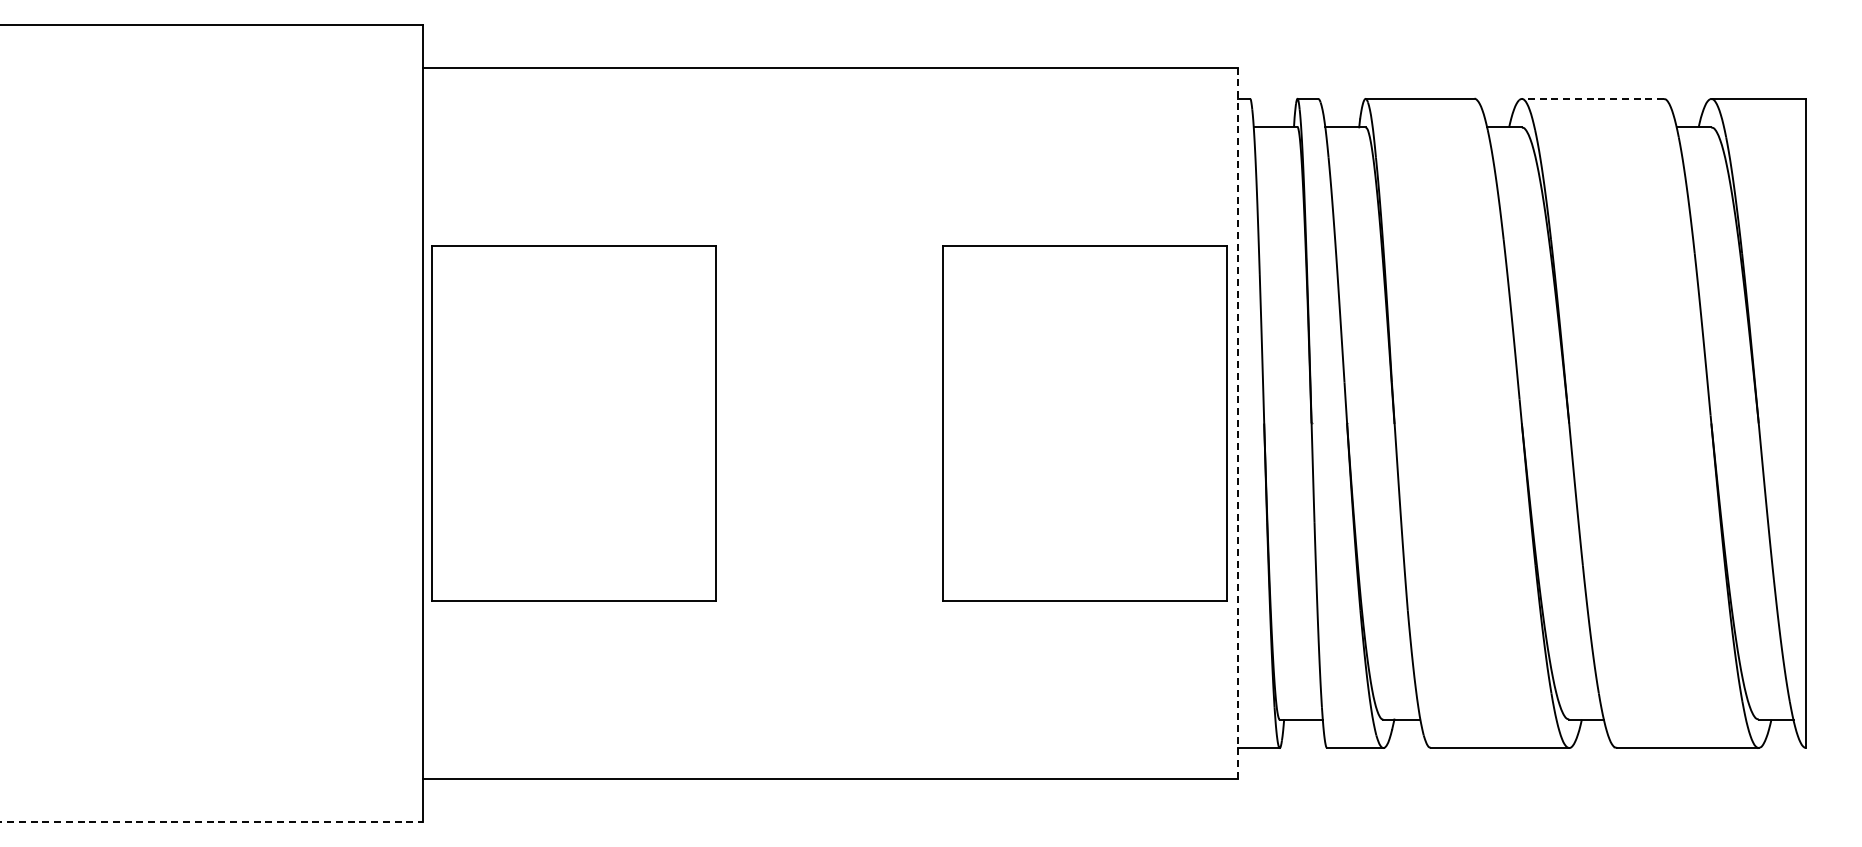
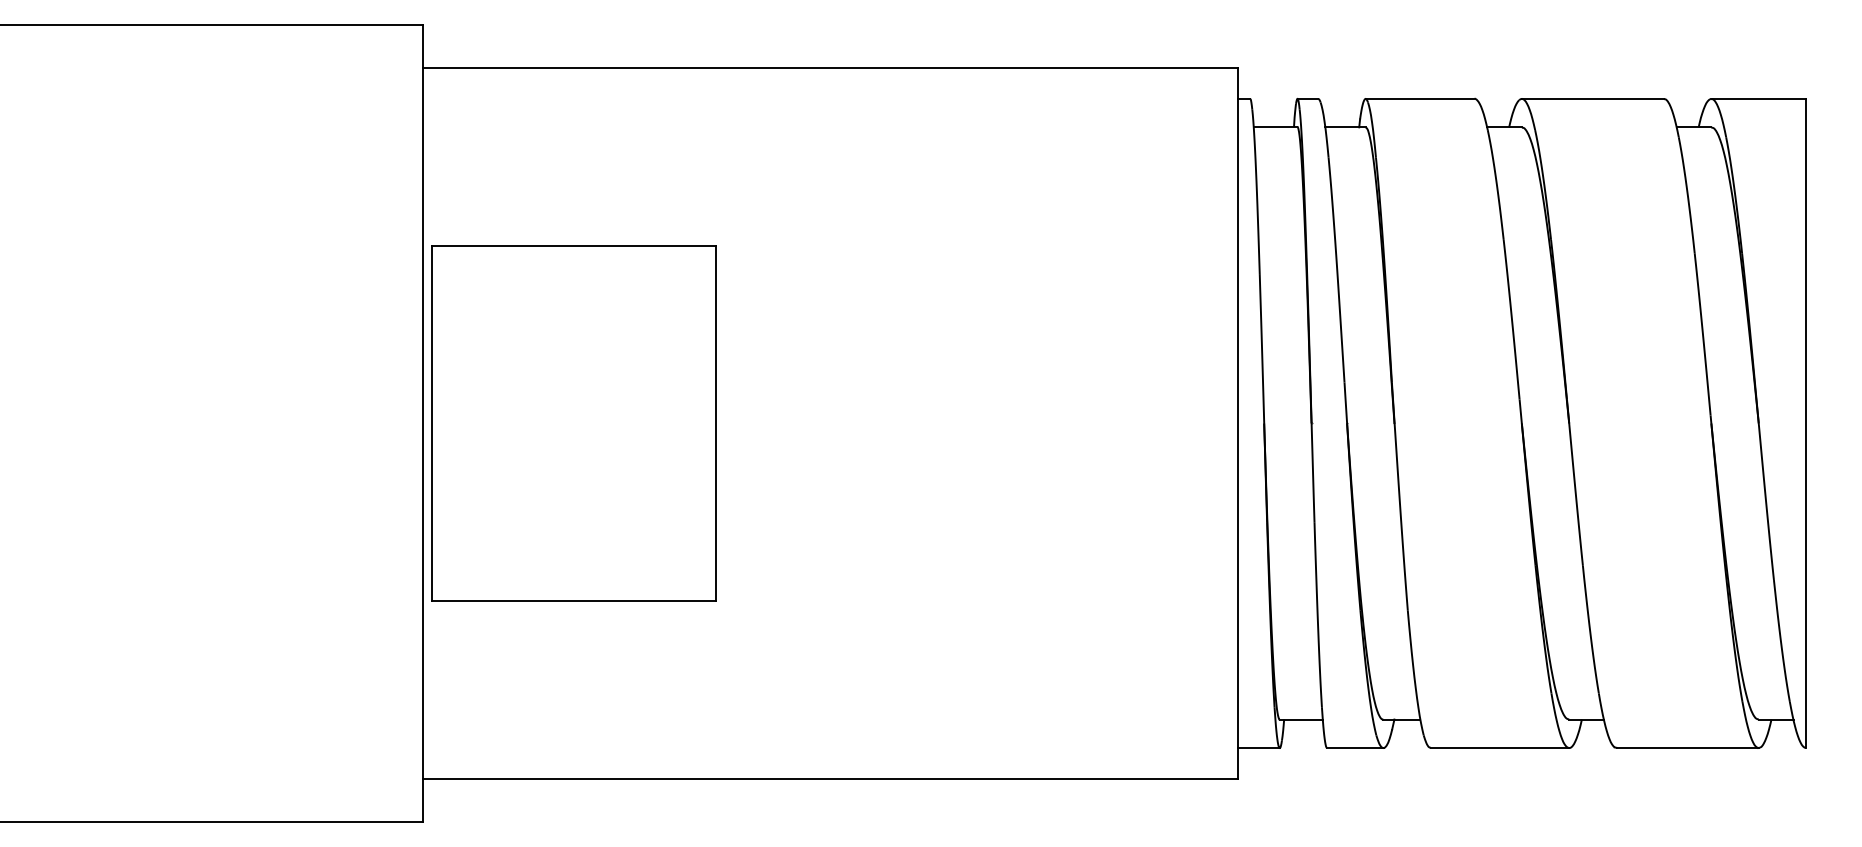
line: dashed -> solid (1592, 98)
part: present -> none (1084, 423)
line: dashed -> solid (1237, 423)
line: dashed -> solid (211, 821)
